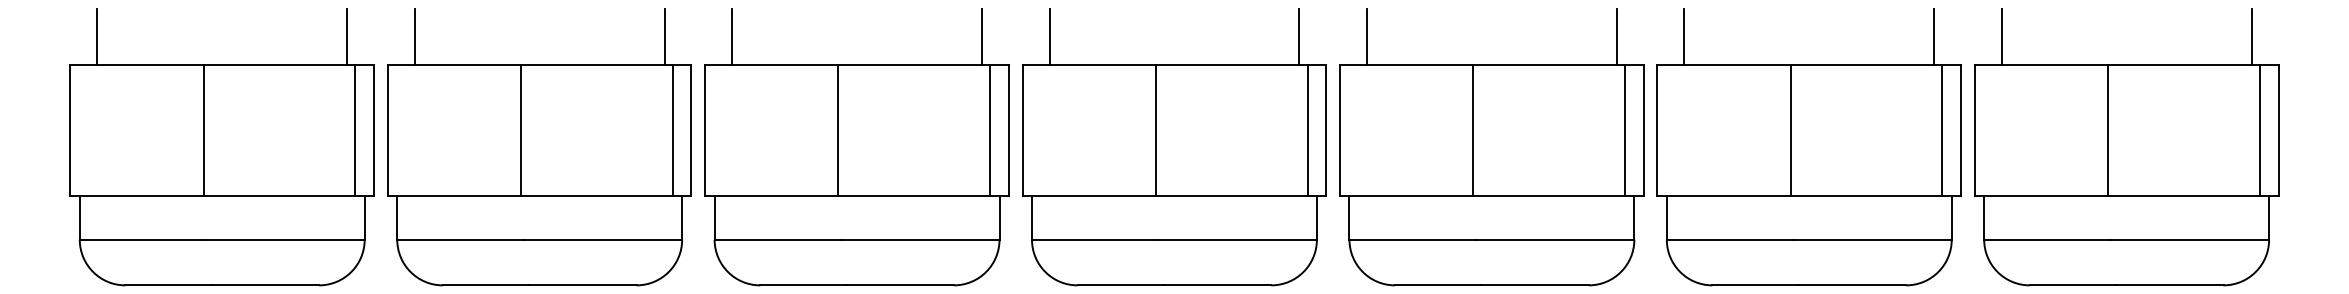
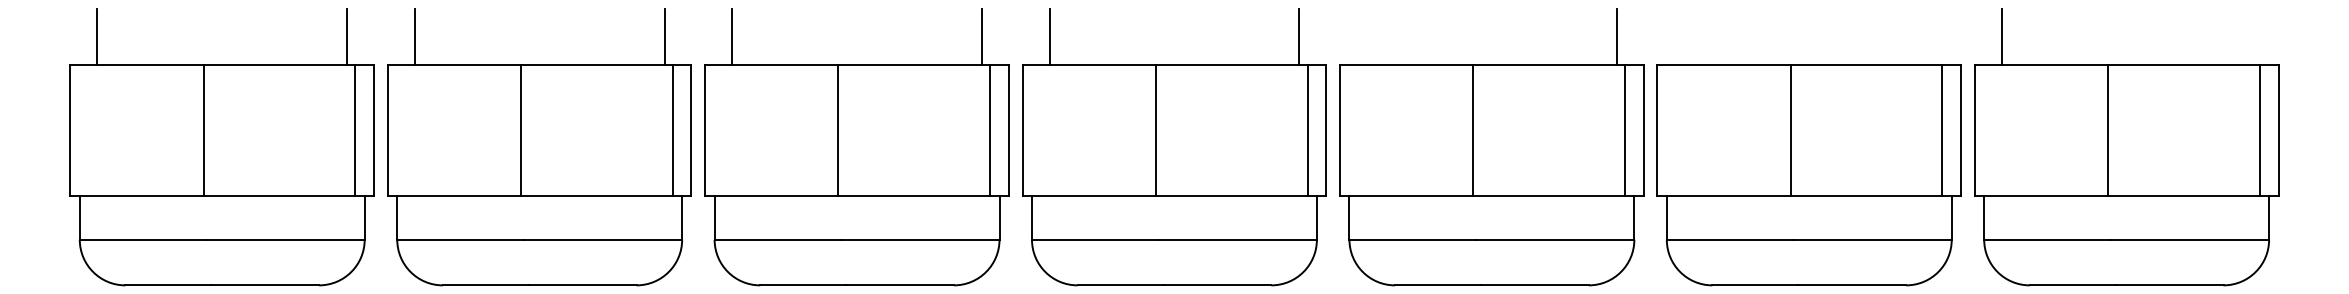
line: present -> none (1366, 36)
line: present -> none (1684, 36)
line: present -> none (1934, 36)
line: present -> none (2251, 36)
